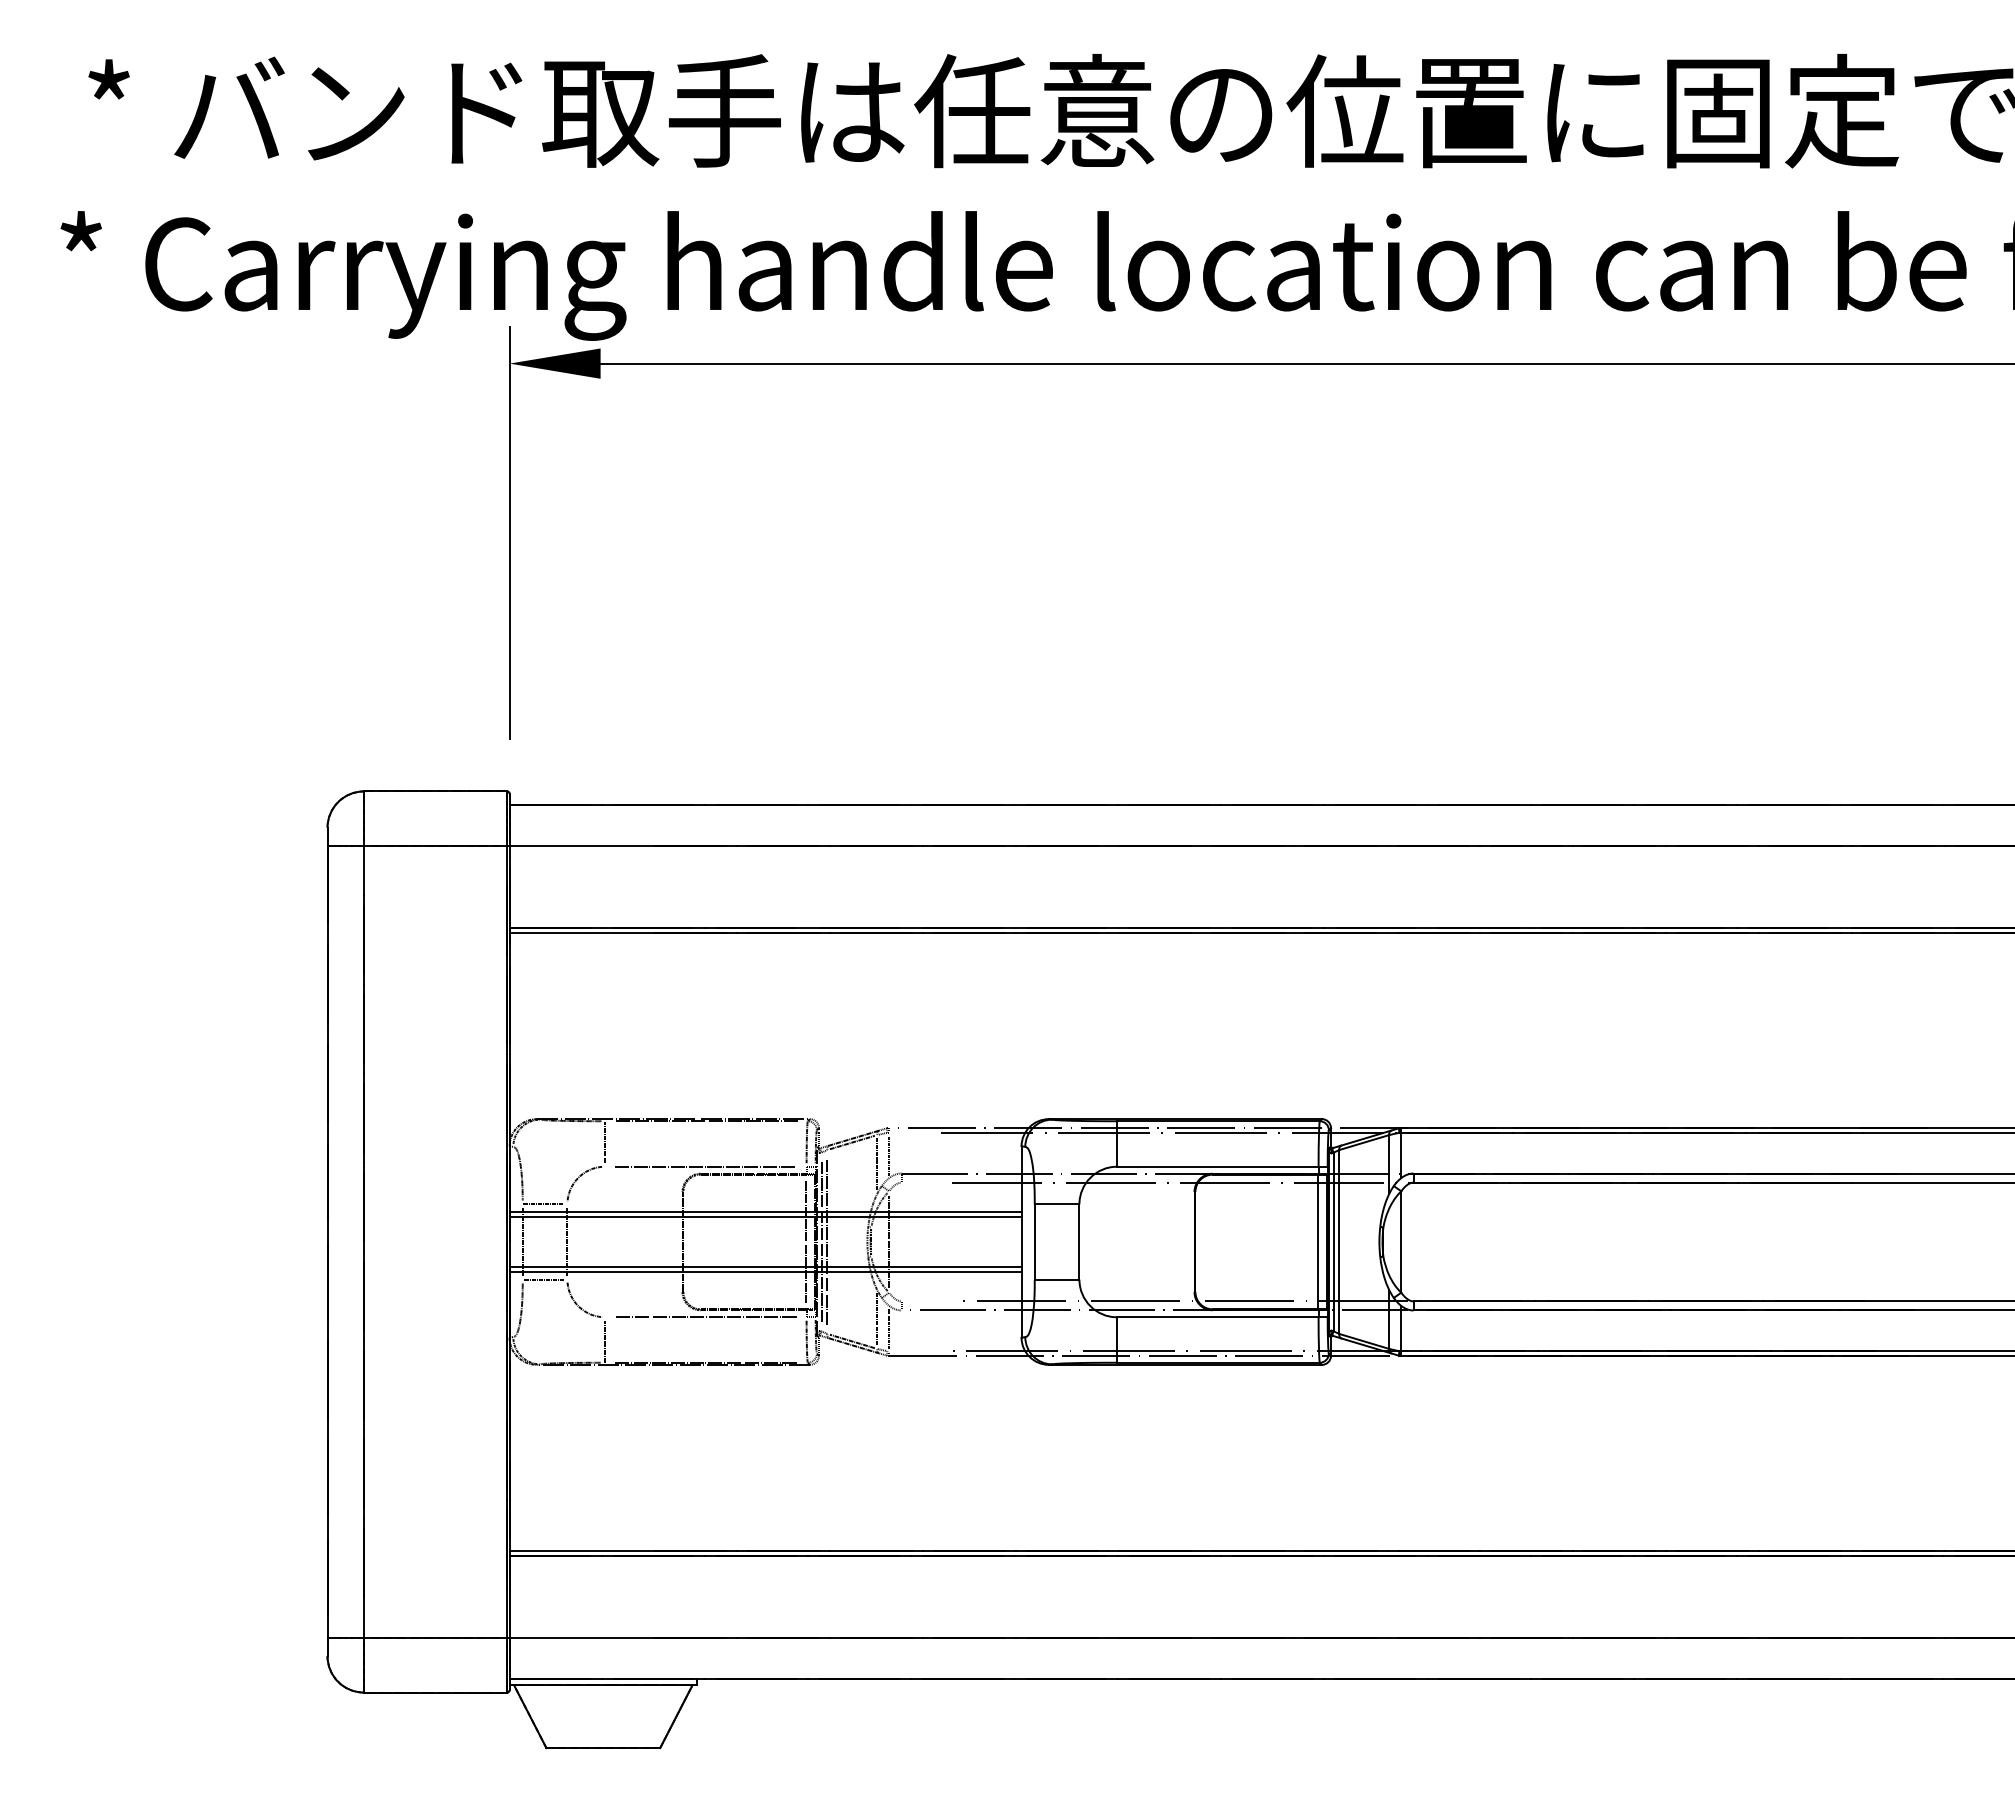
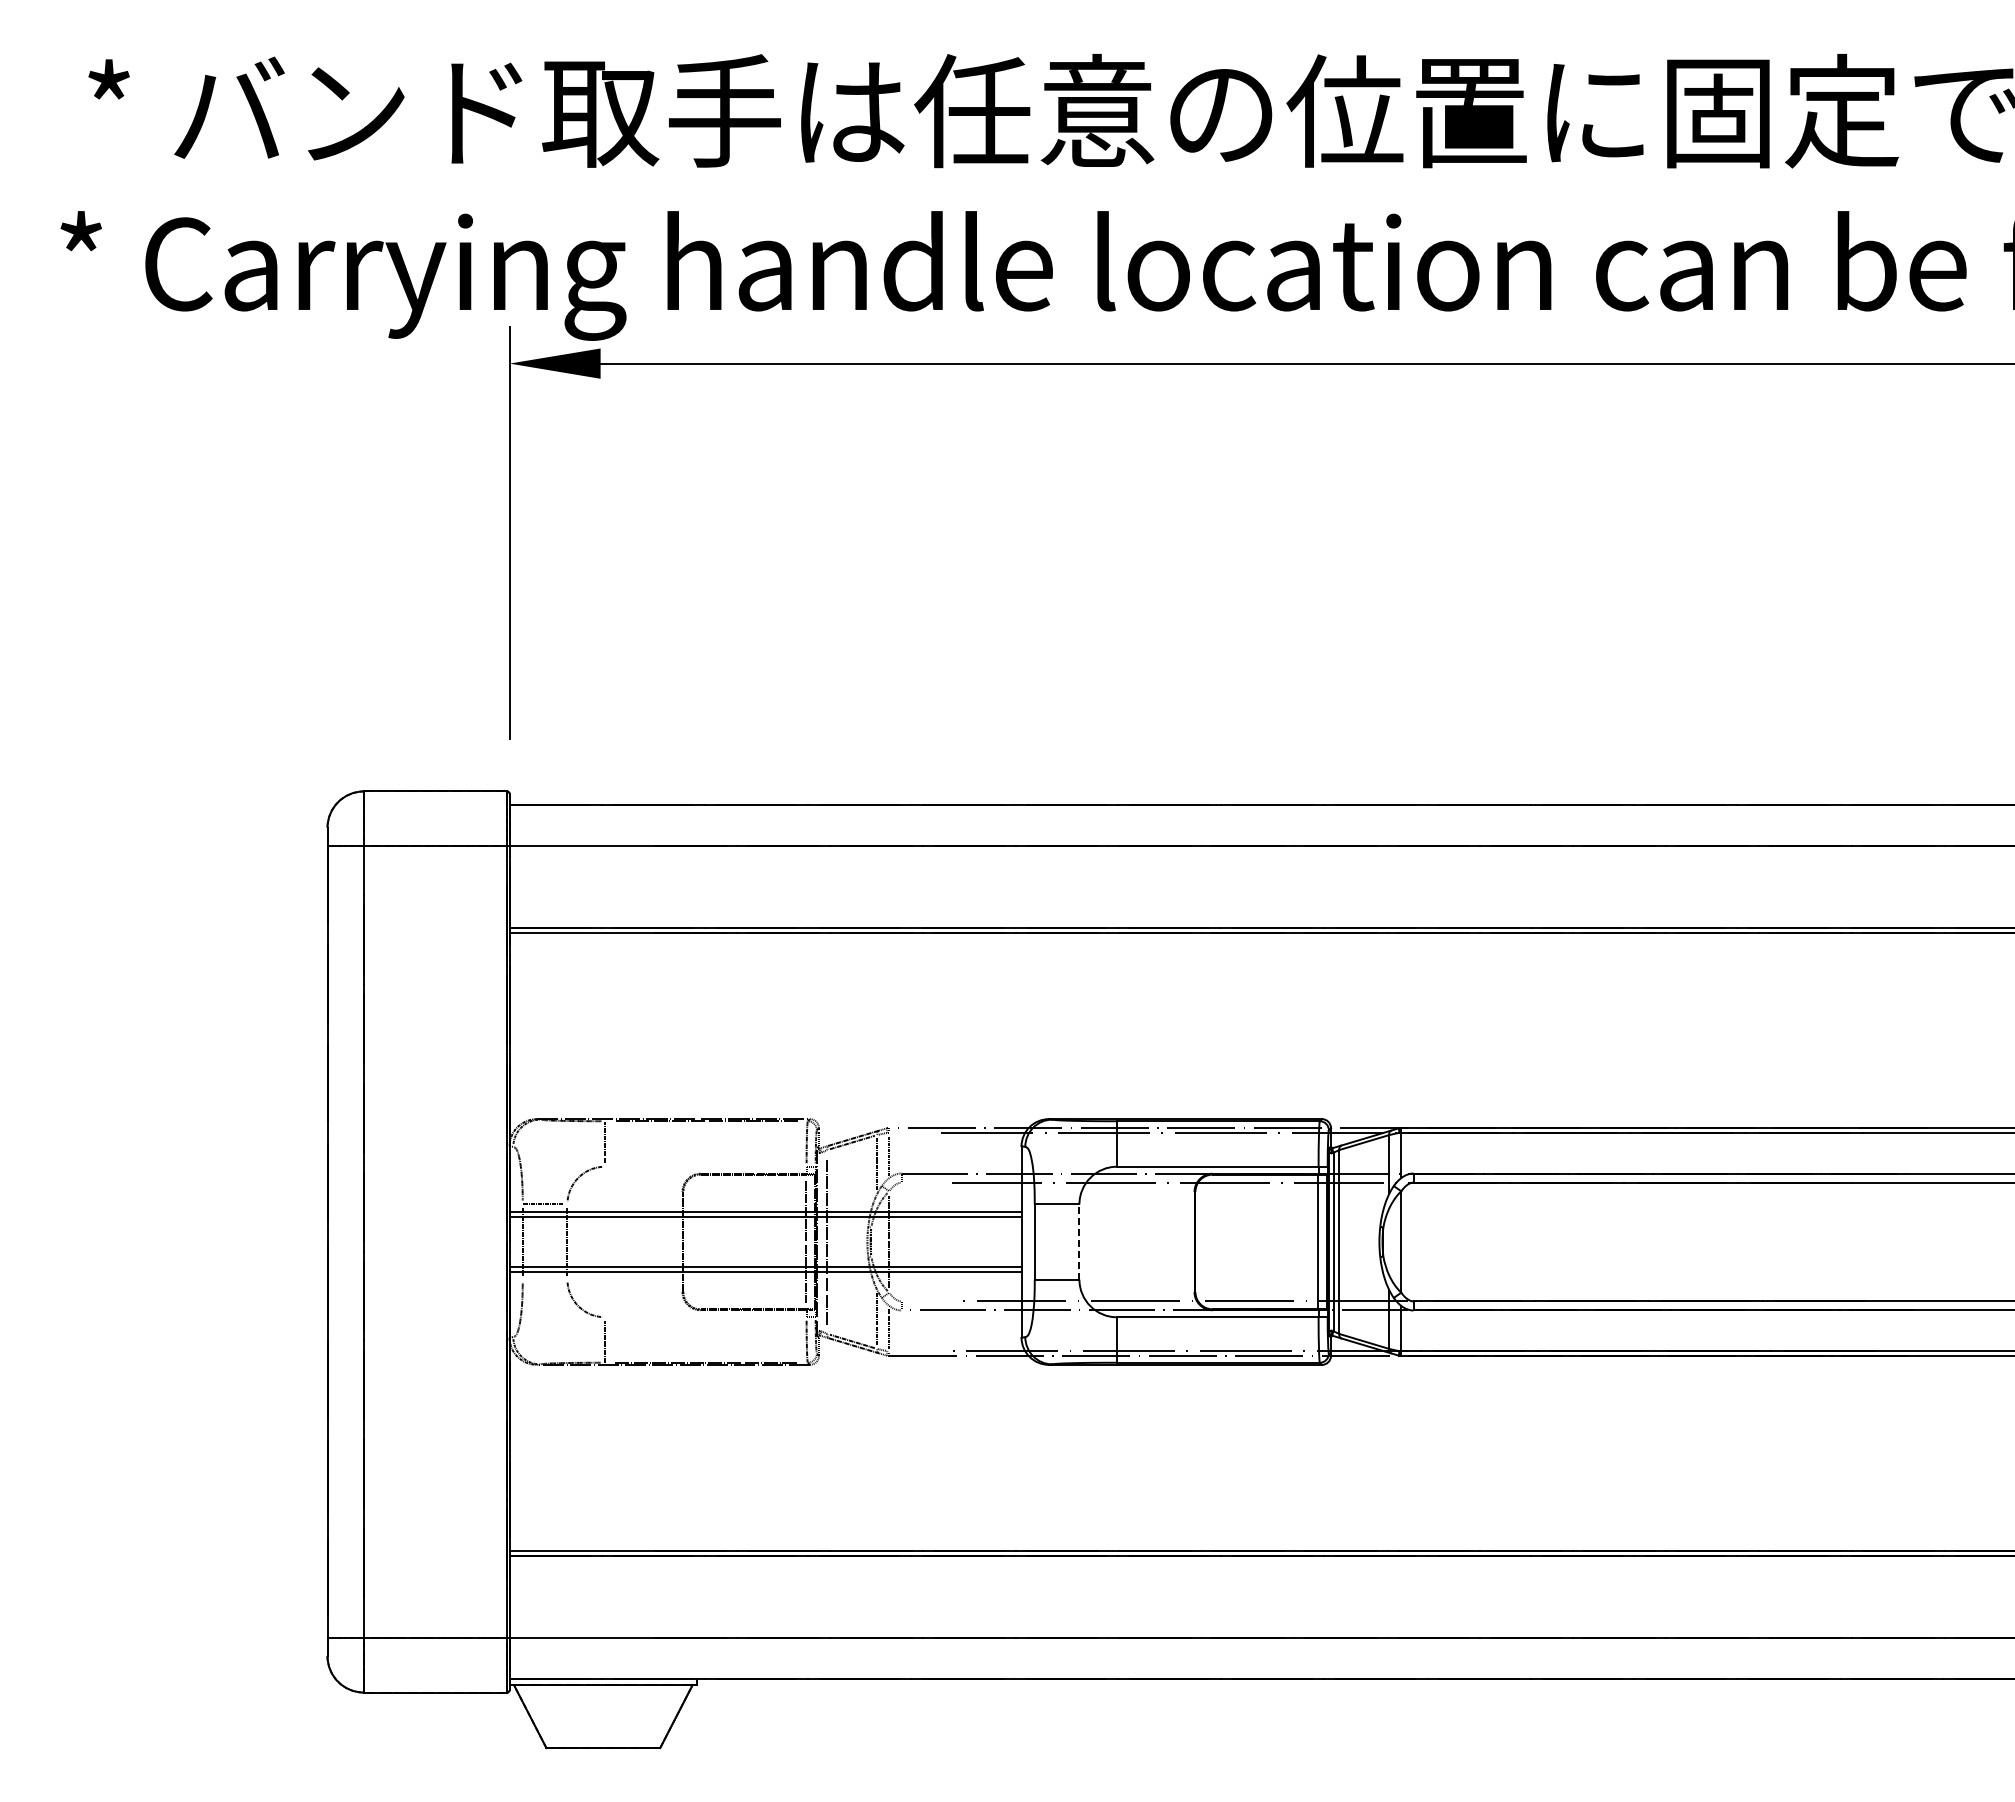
line: present -> none (705, 1166)
line: present -> none (821, 1241)
line: solid -> dashed (1079, 1242)
line: present -> none (543, 1279)
line: present -> none (705, 1317)
